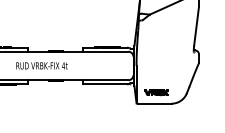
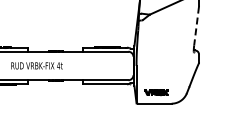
line: solid -> dashed (196, 26)
text position: (41, 65) -> (36, 65) (36, 65)
